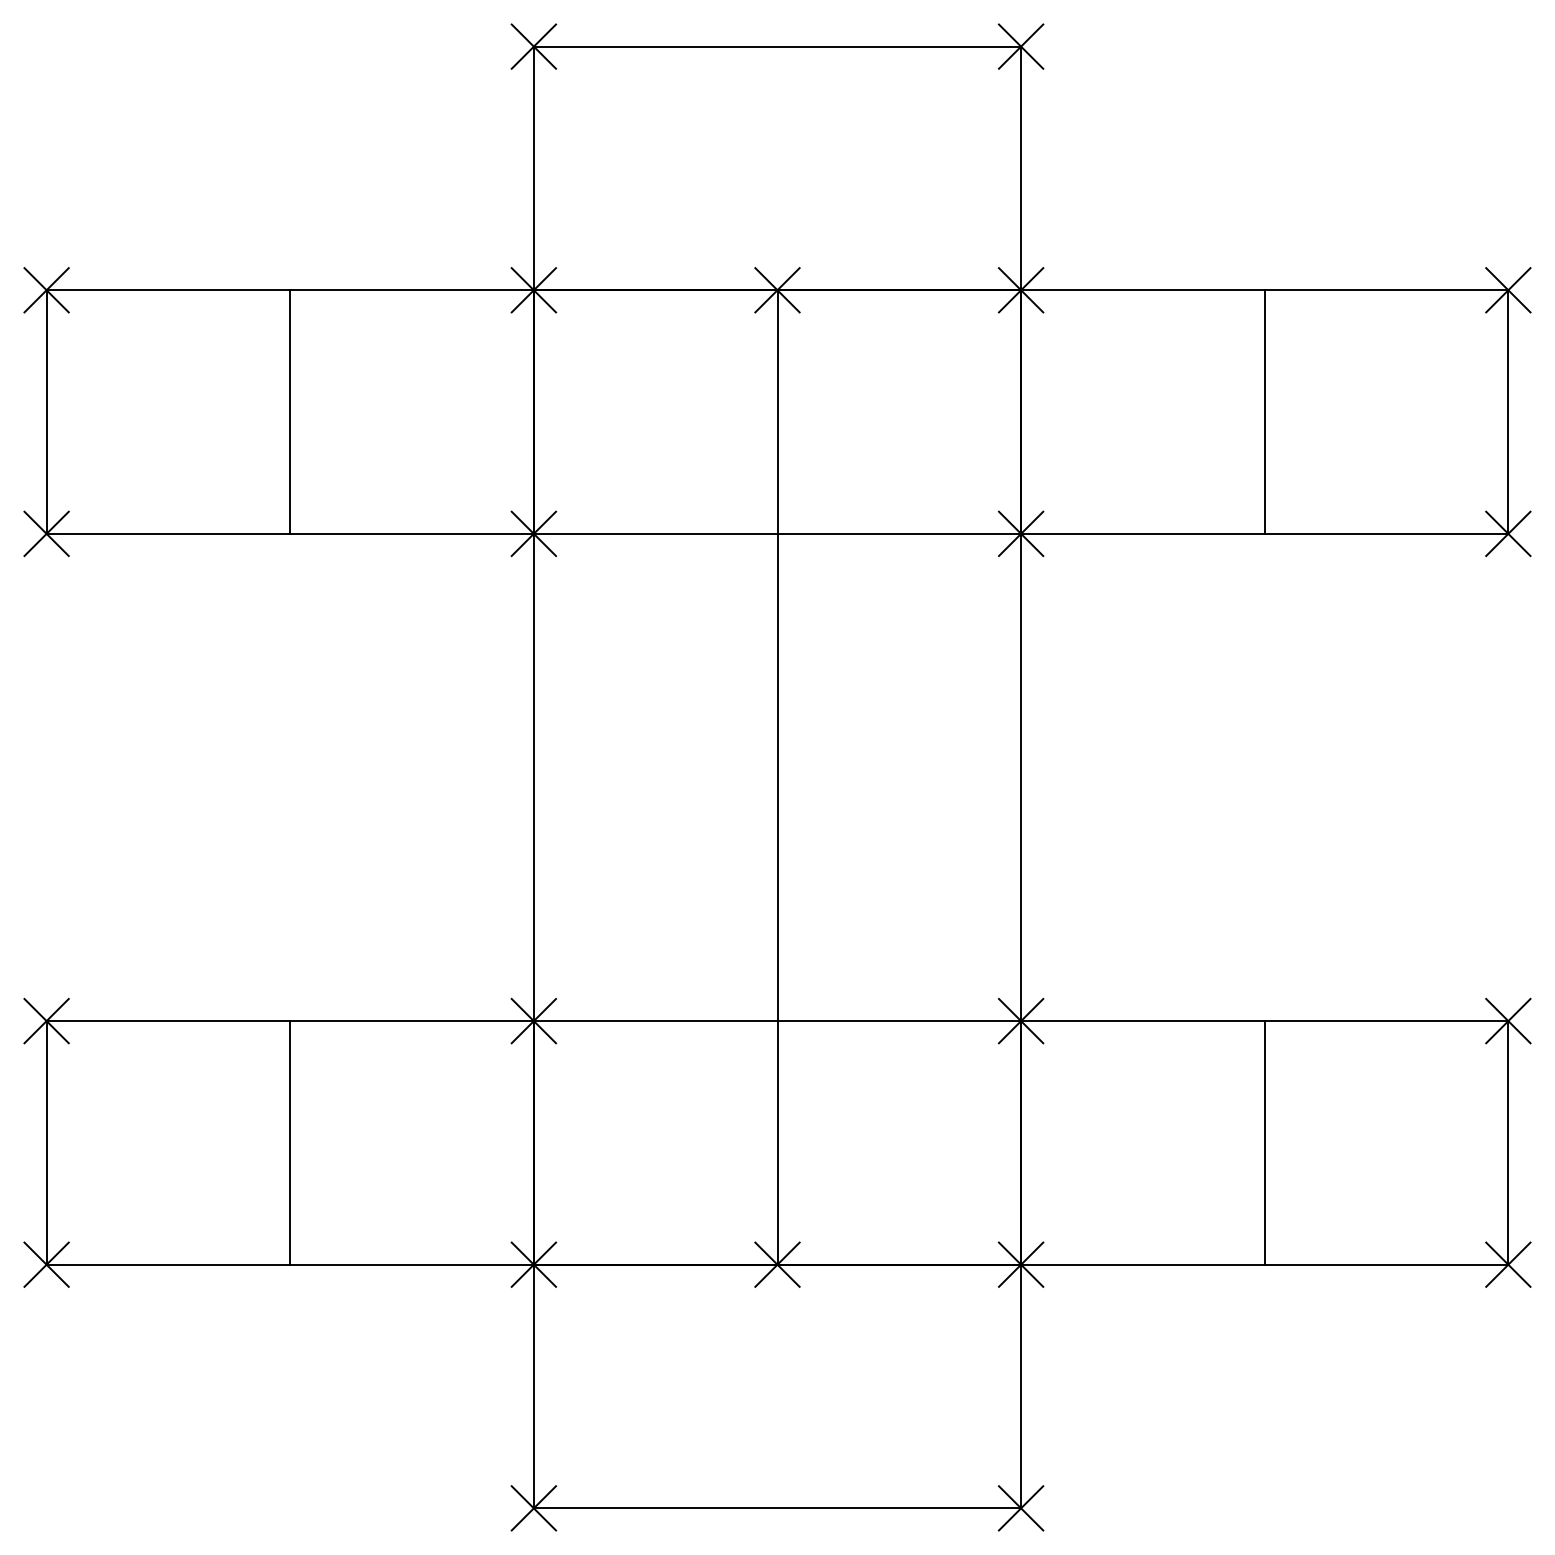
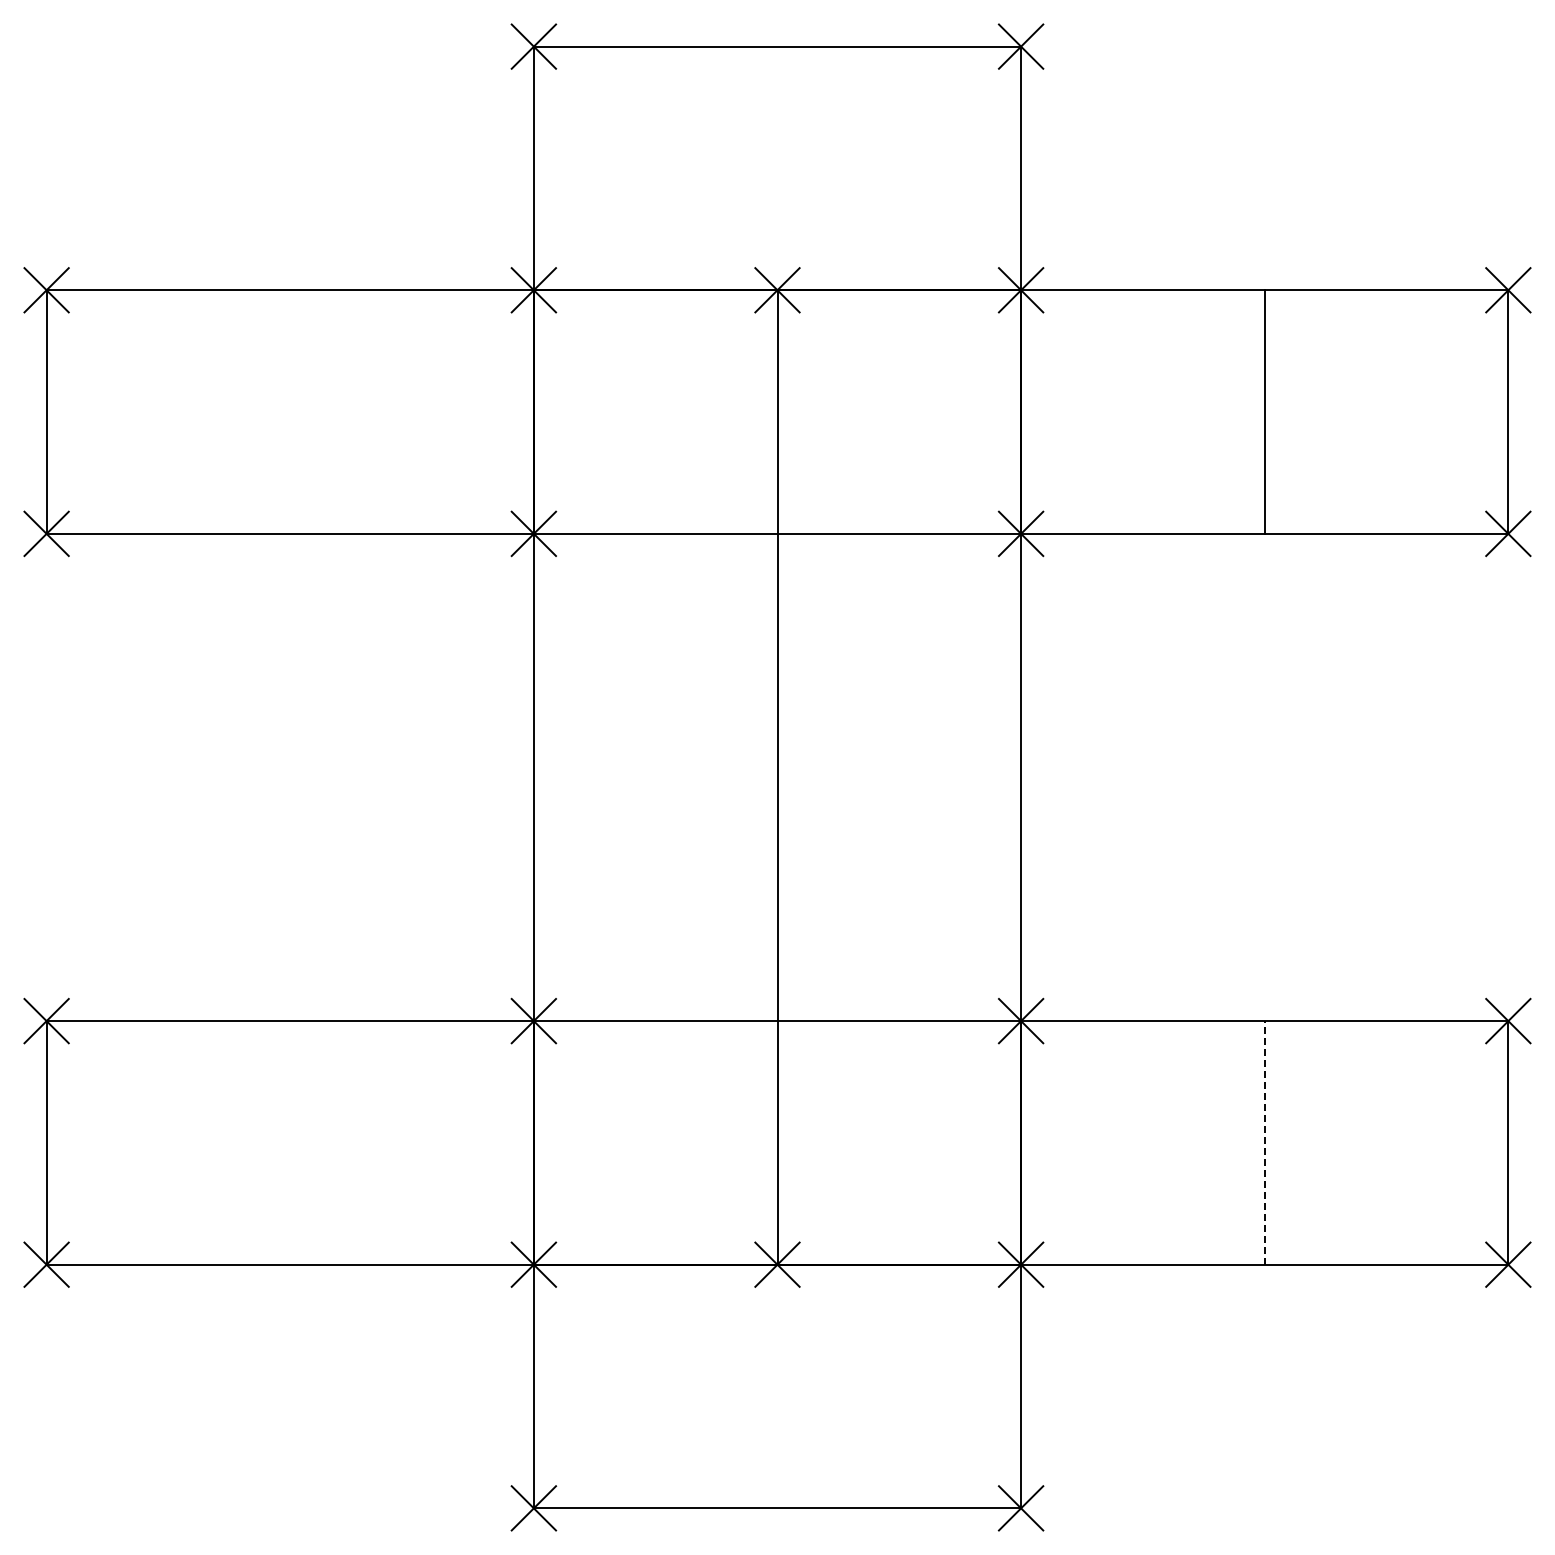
line: present -> none (290, 411)
line: present -> none (290, 1142)
line: solid -> dashed (1264, 1142)
